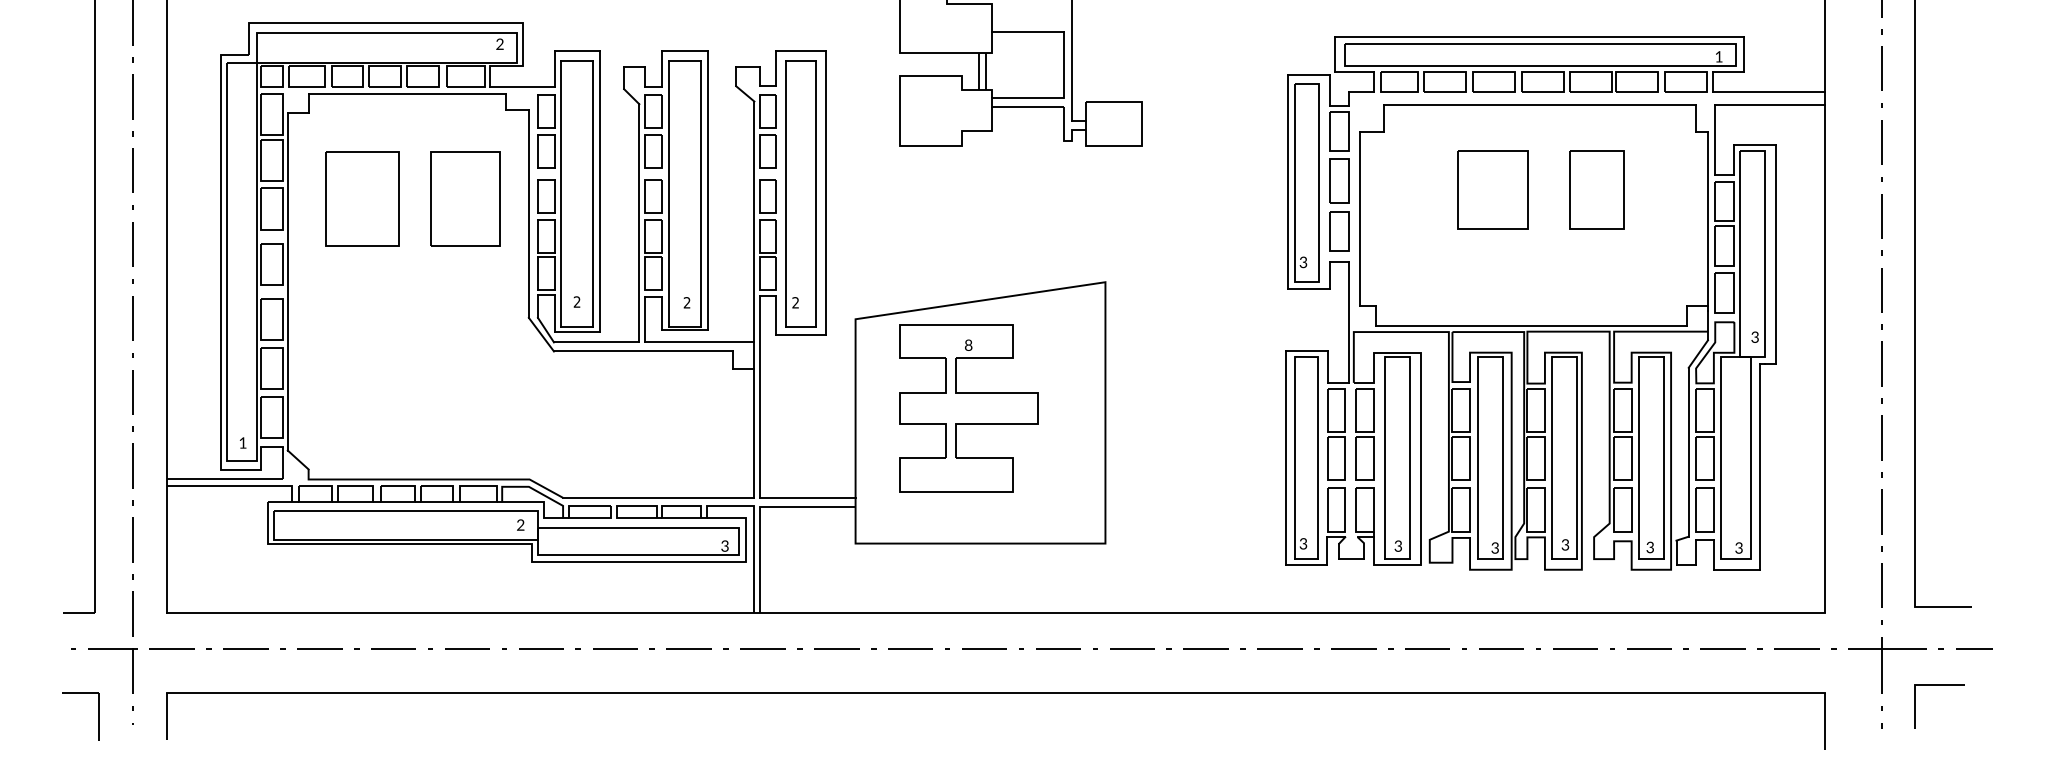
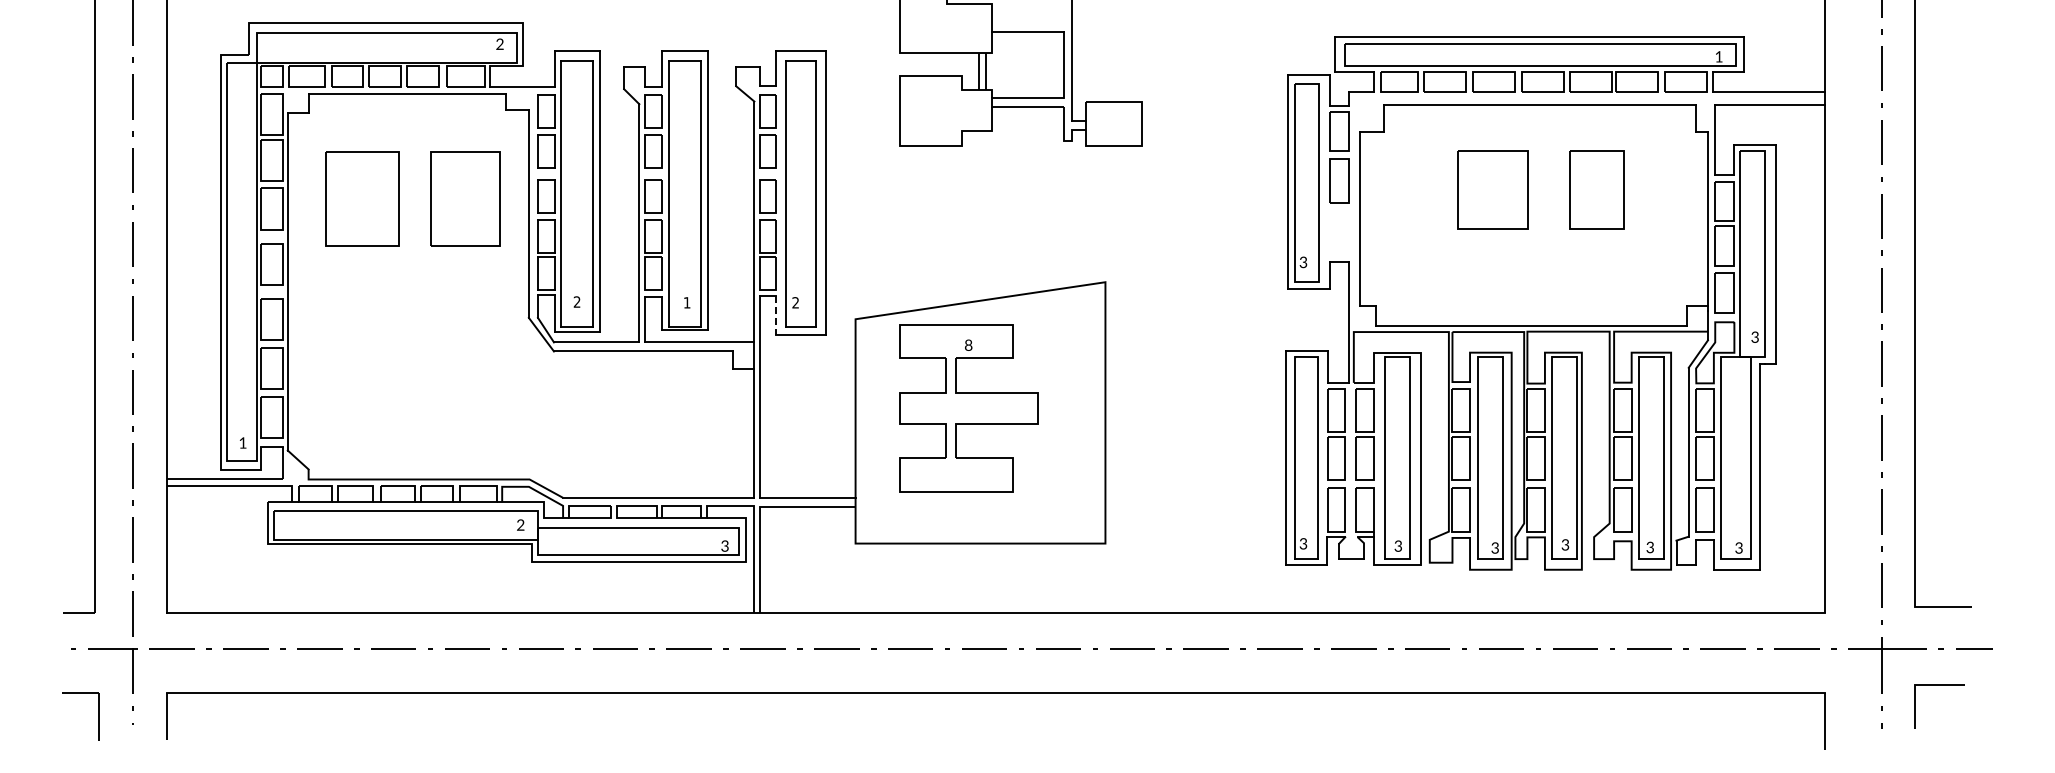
part: present -> none (1339, 231)
text: 2 -> 1 (686, 302)
line: solid -> dashed (776, 315)
